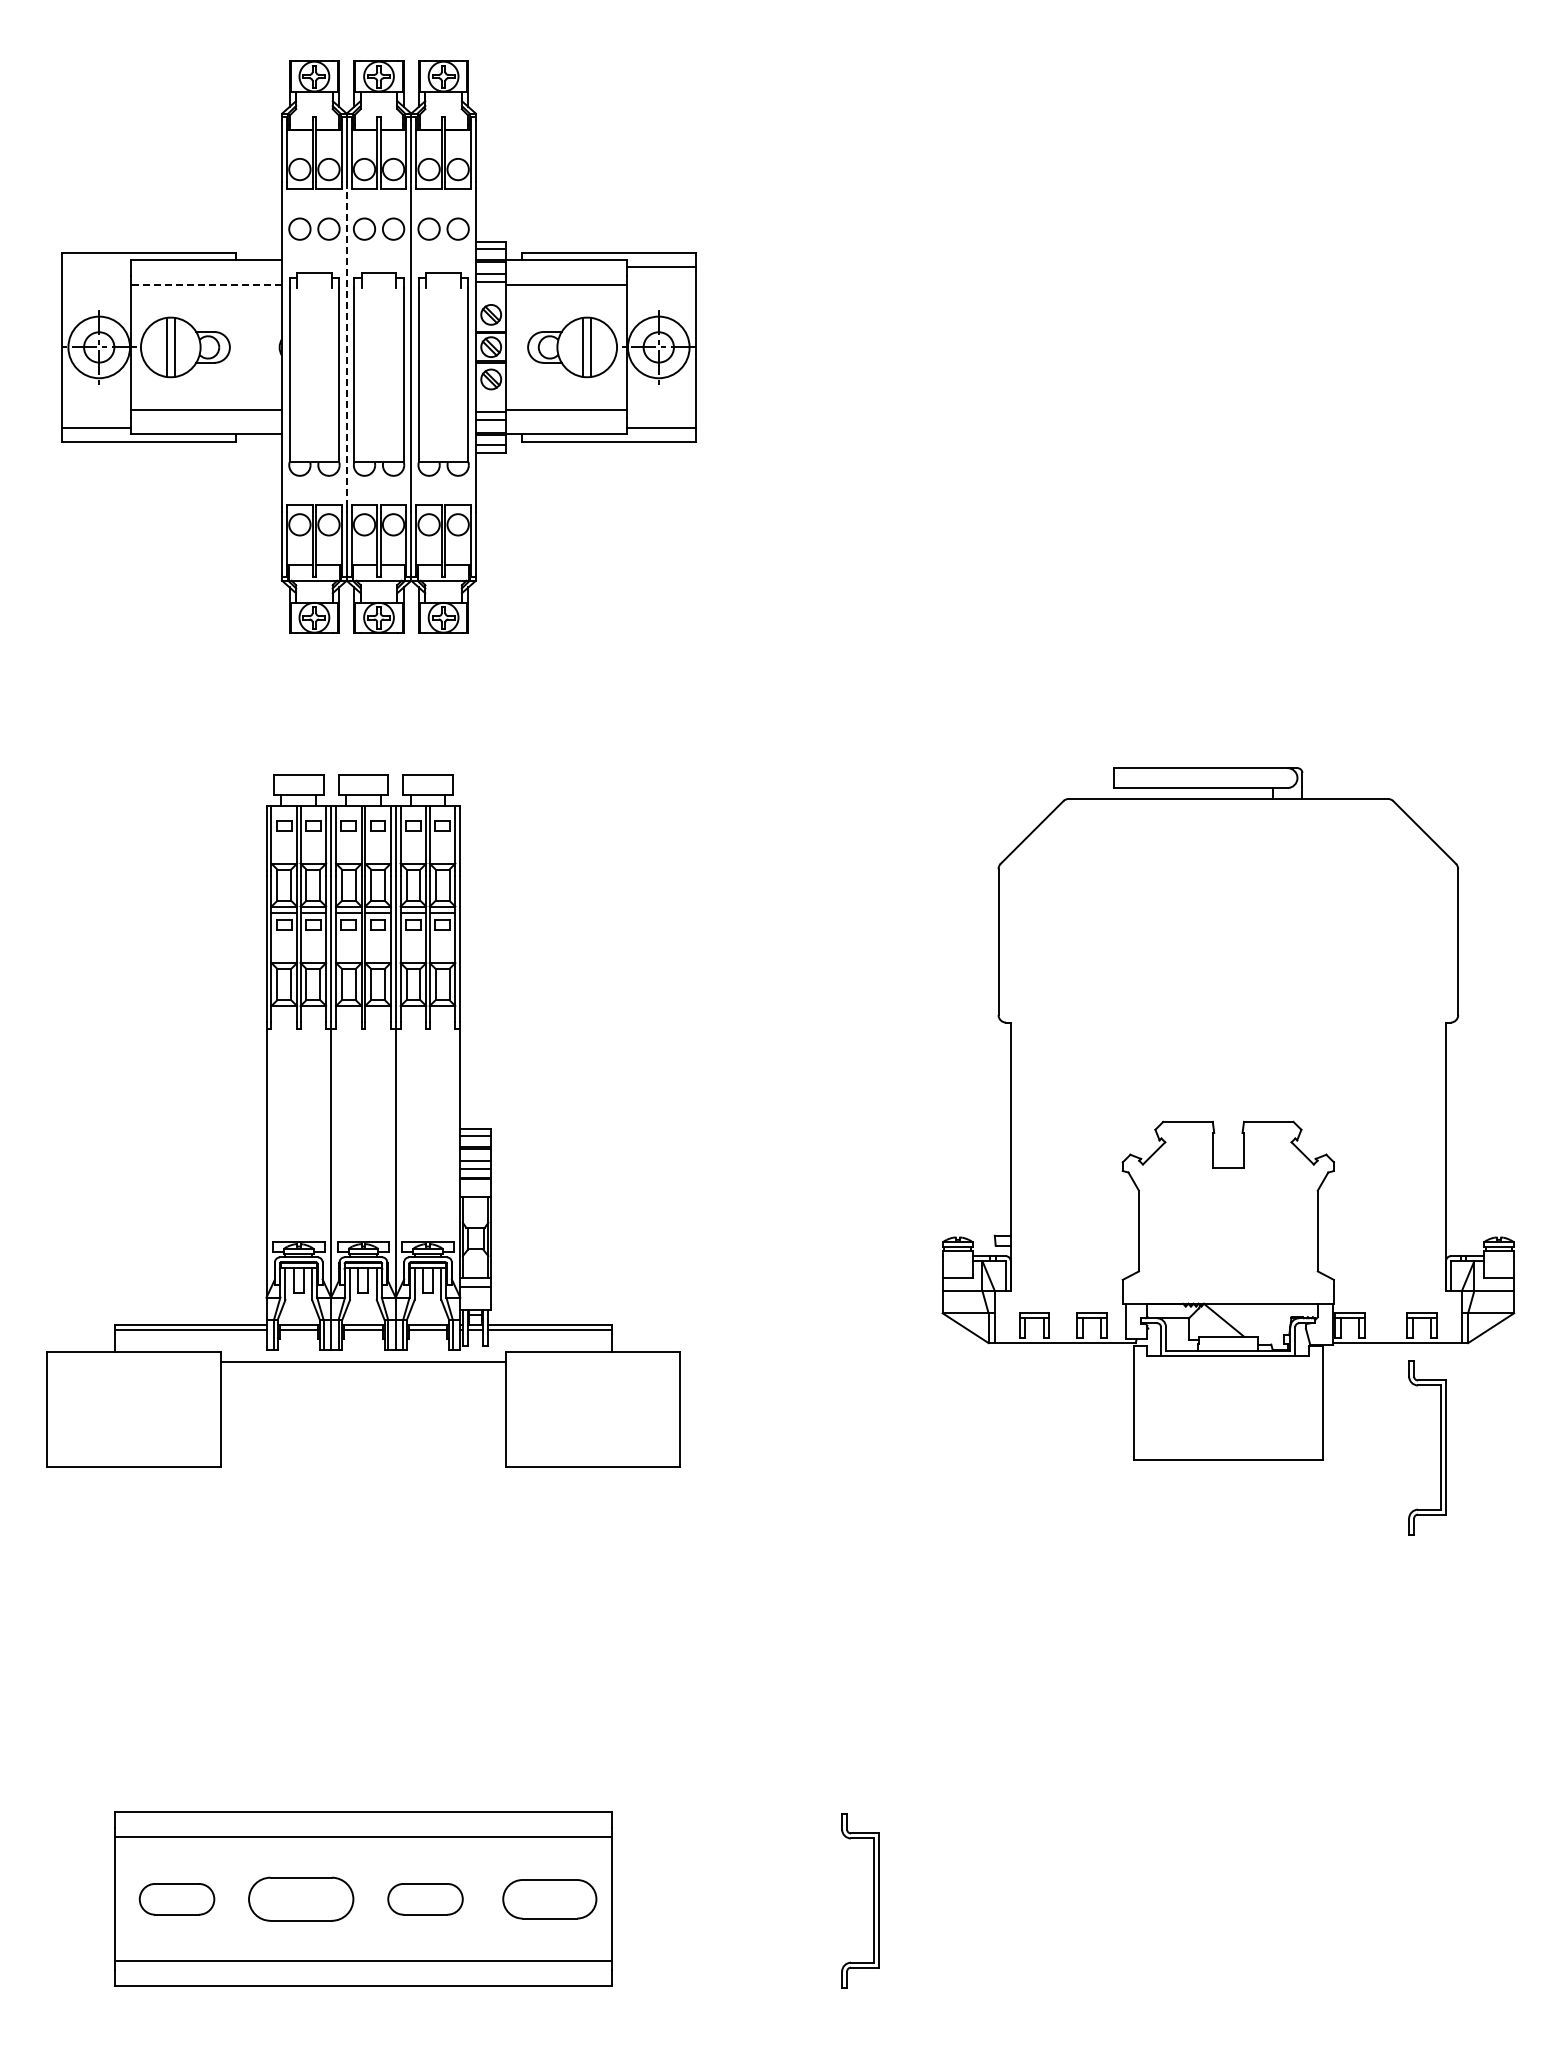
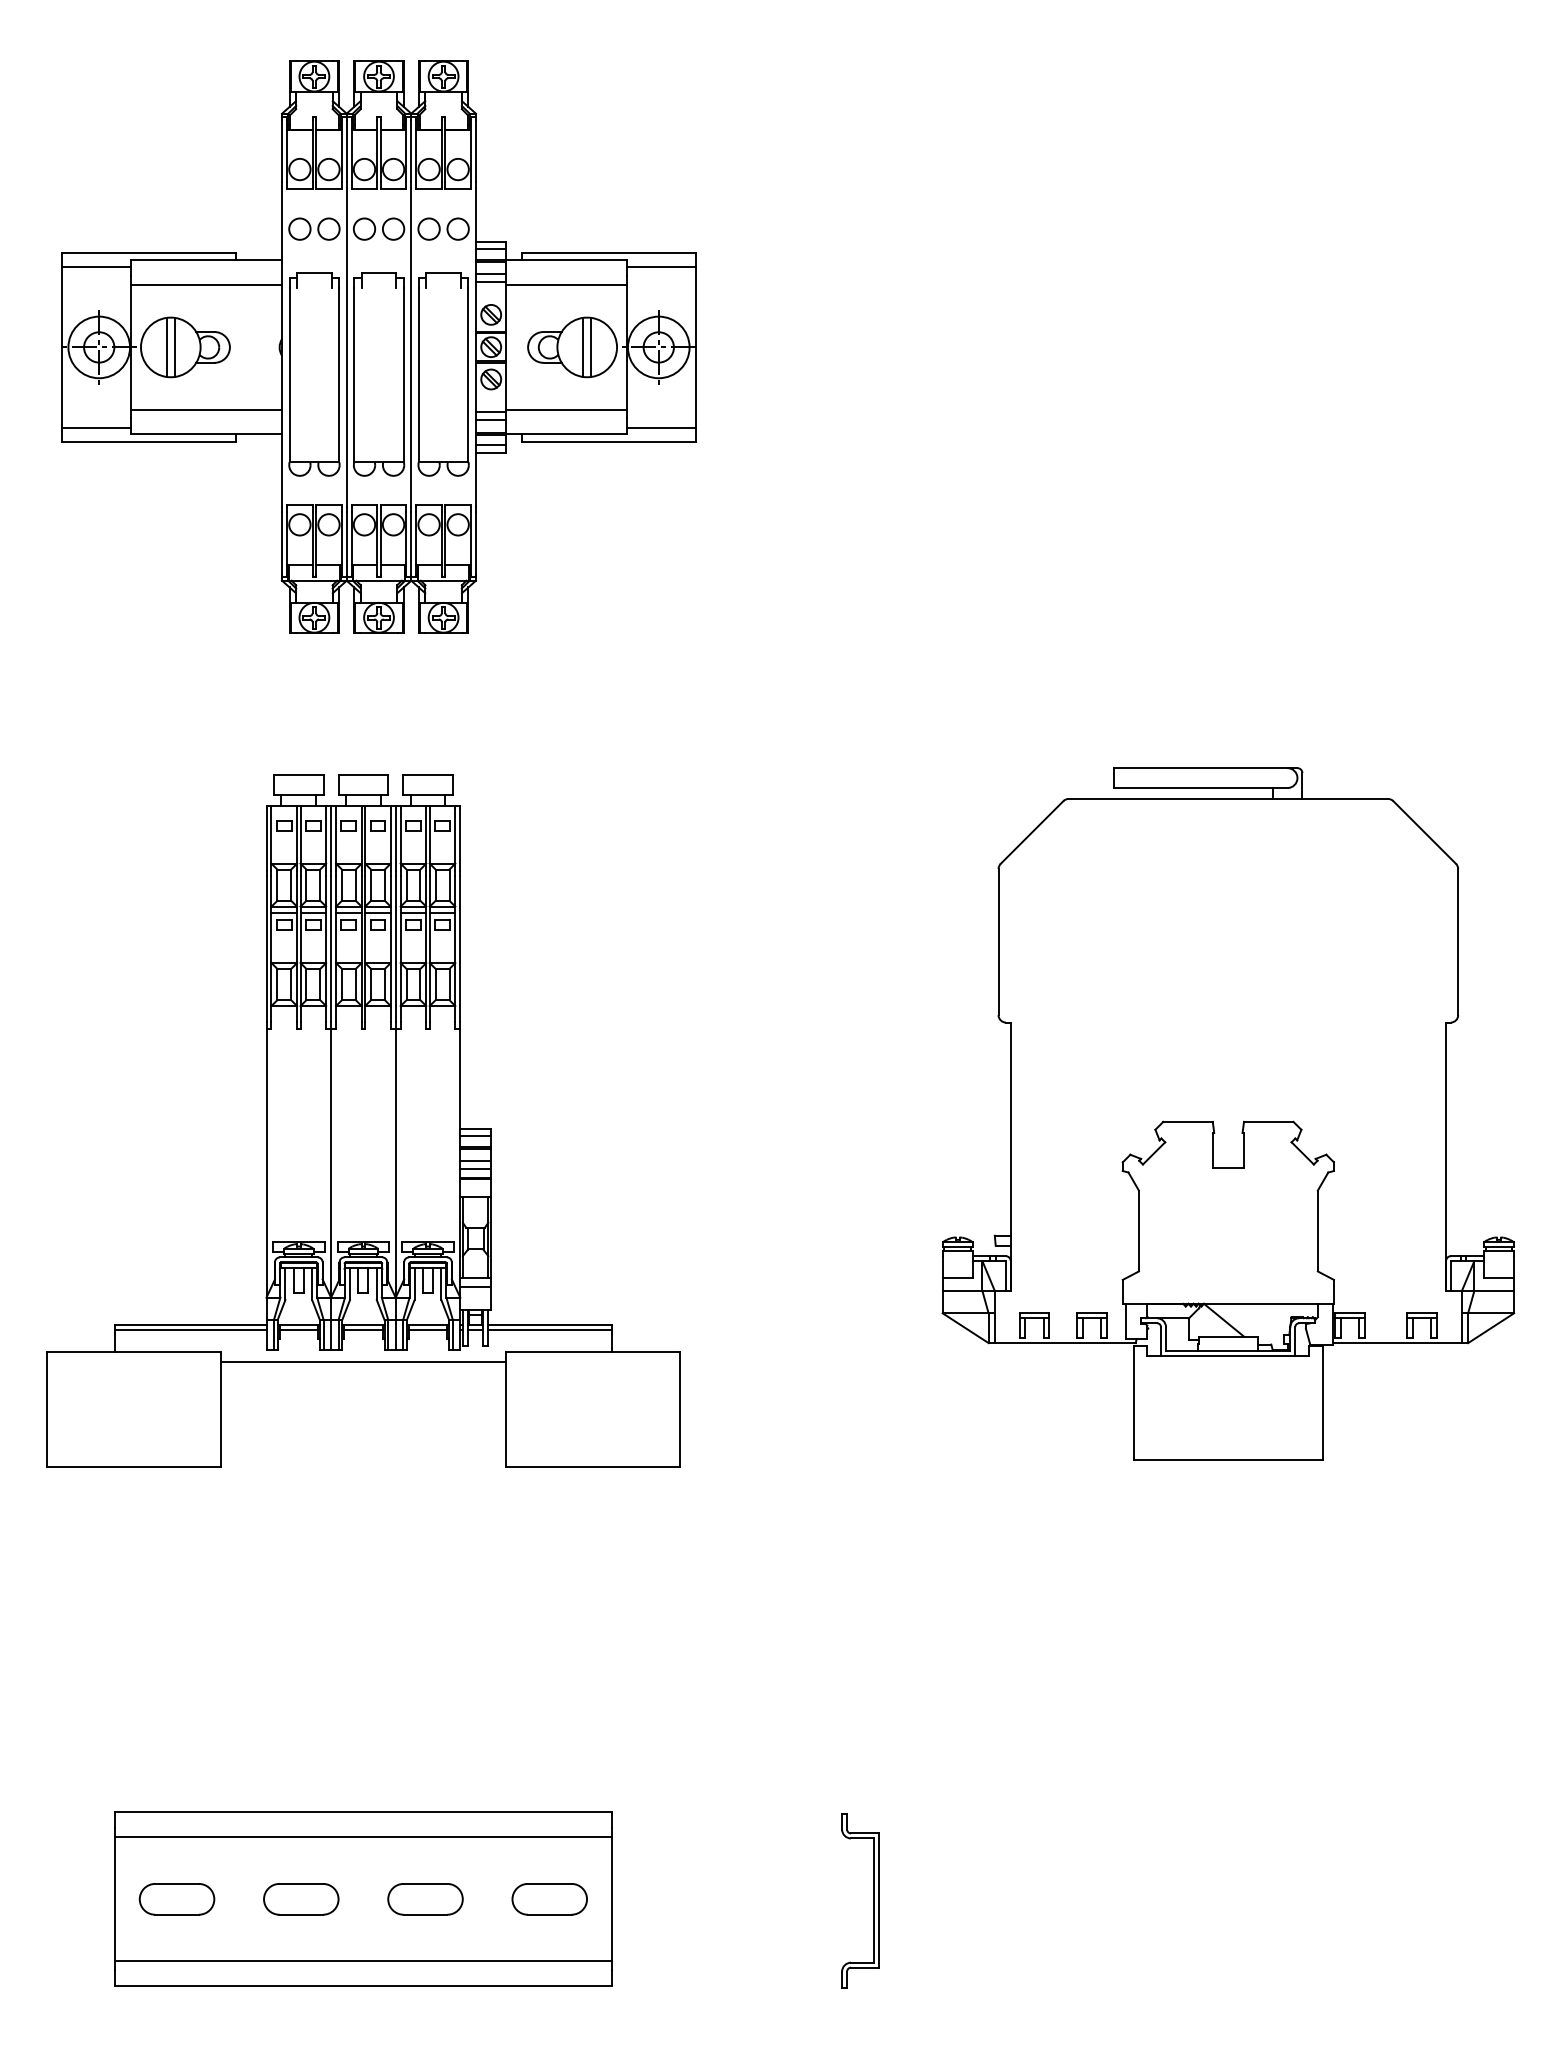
line: none -> present (96, 266)
line: dashed -> solid (206, 285)
line: dashed -> solid (346, 347)
part: present -> none (1440, 1447)
part size: 107x46 px -> 77x33 px (301, 1899)
part size: 96x41 px -> 77x33 px (549, 1899)
